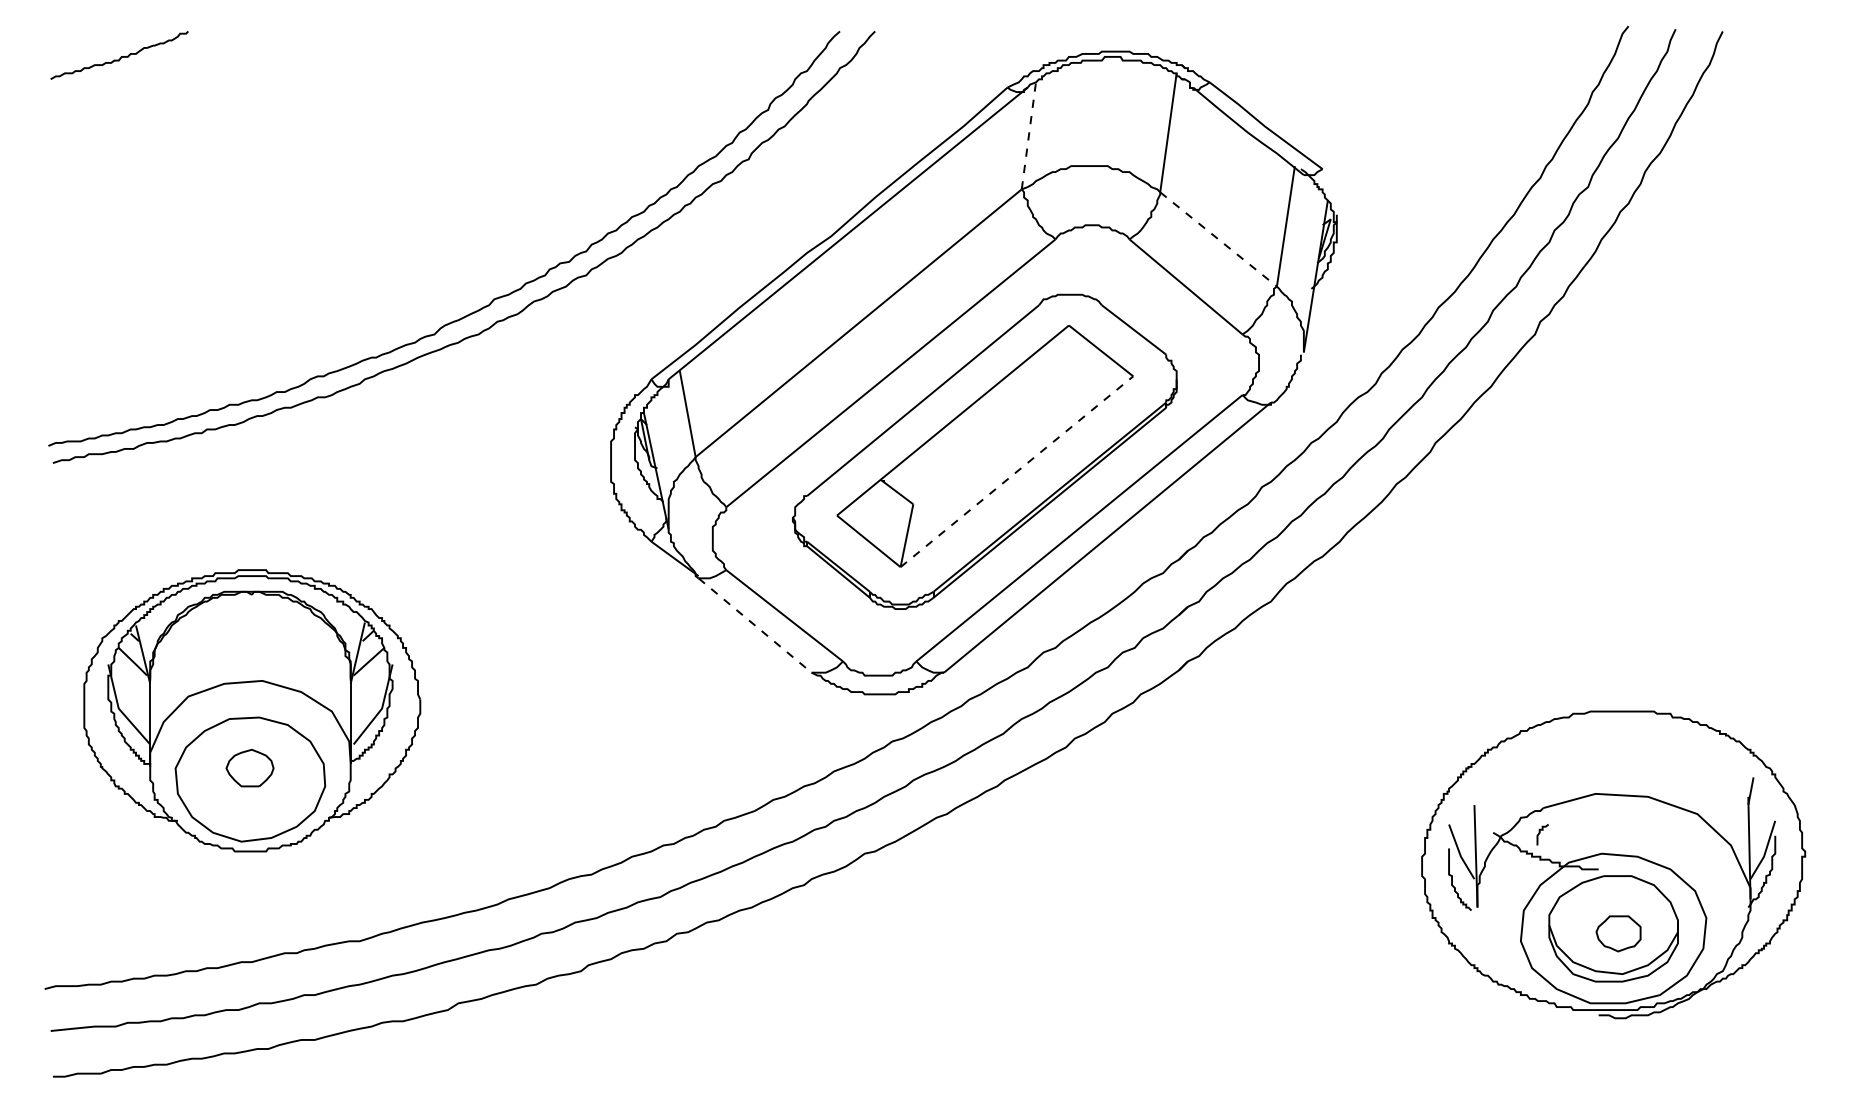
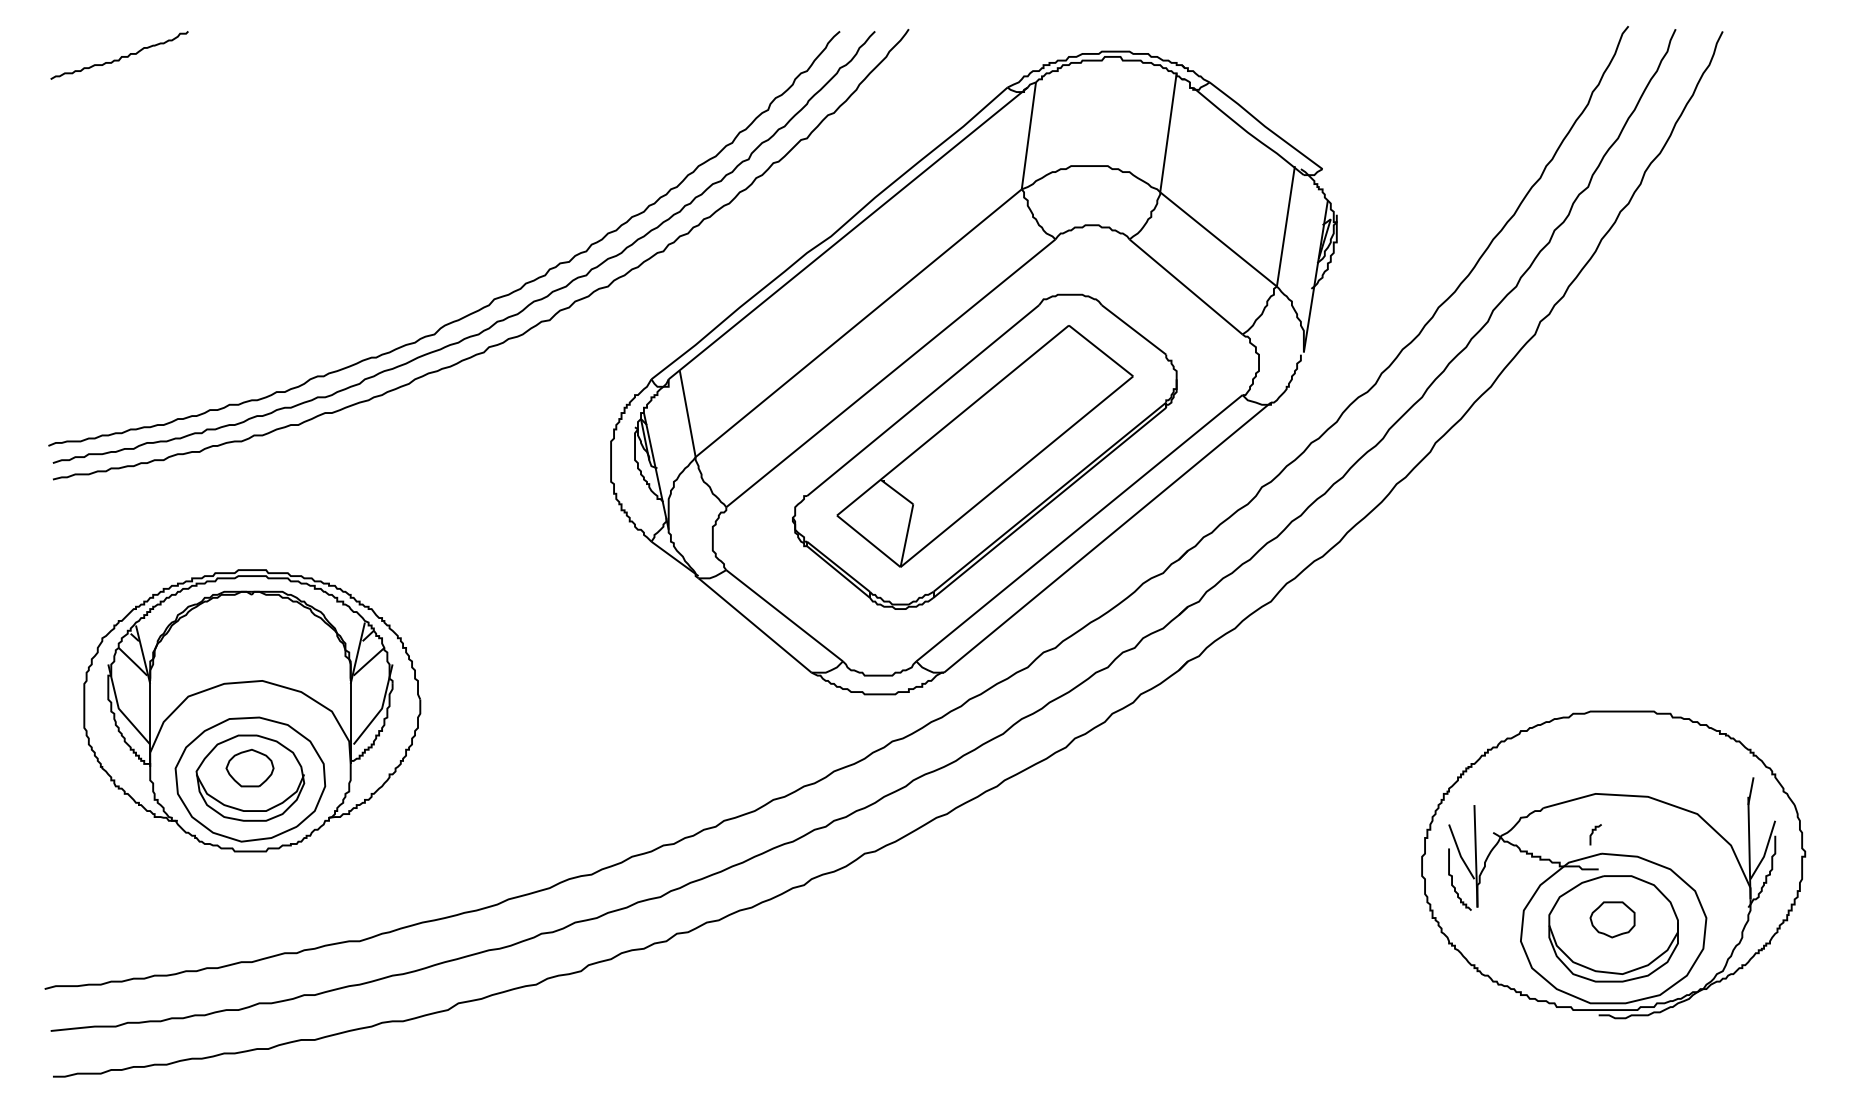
line: dashed -> solid (1028, 135)
line: dashed -> solid (1218, 239)
curve: none -> present (509, 337)
line: dashed -> solid (1017, 471)
line: dashed -> solid (755, 625)
part: none -> present (250, 777)
curve position: (1540, 833) -> (1593, 833) (1593, 833)
part position: (1618, 933) -> (1612, 919) (1612, 919)
